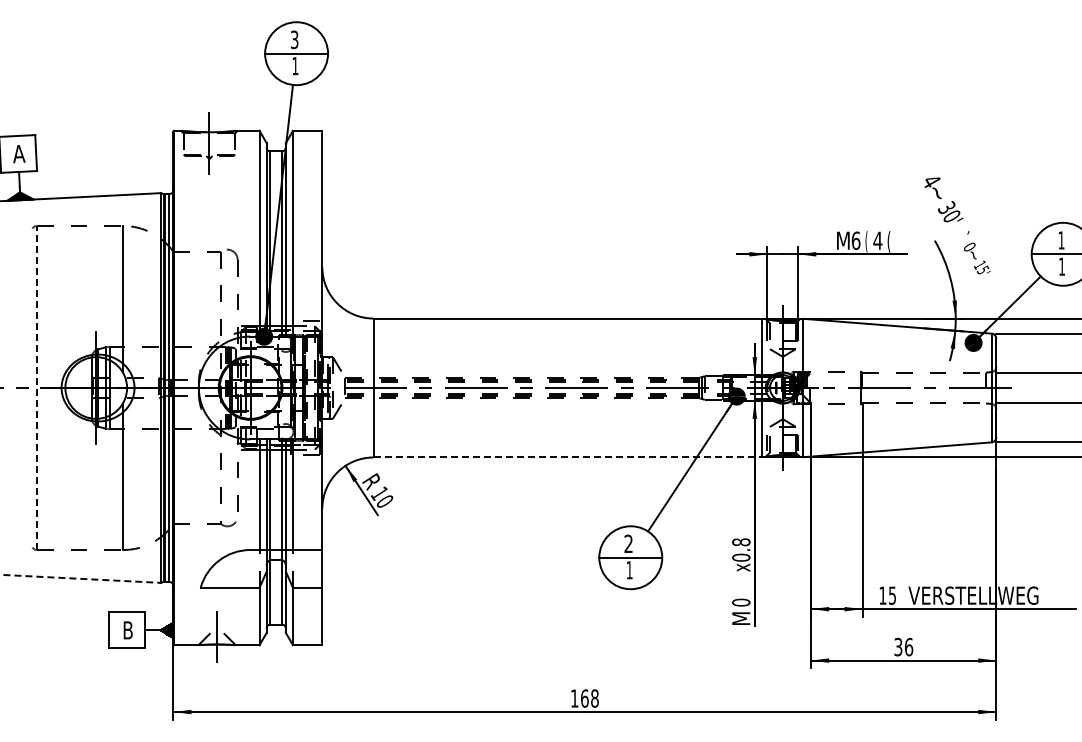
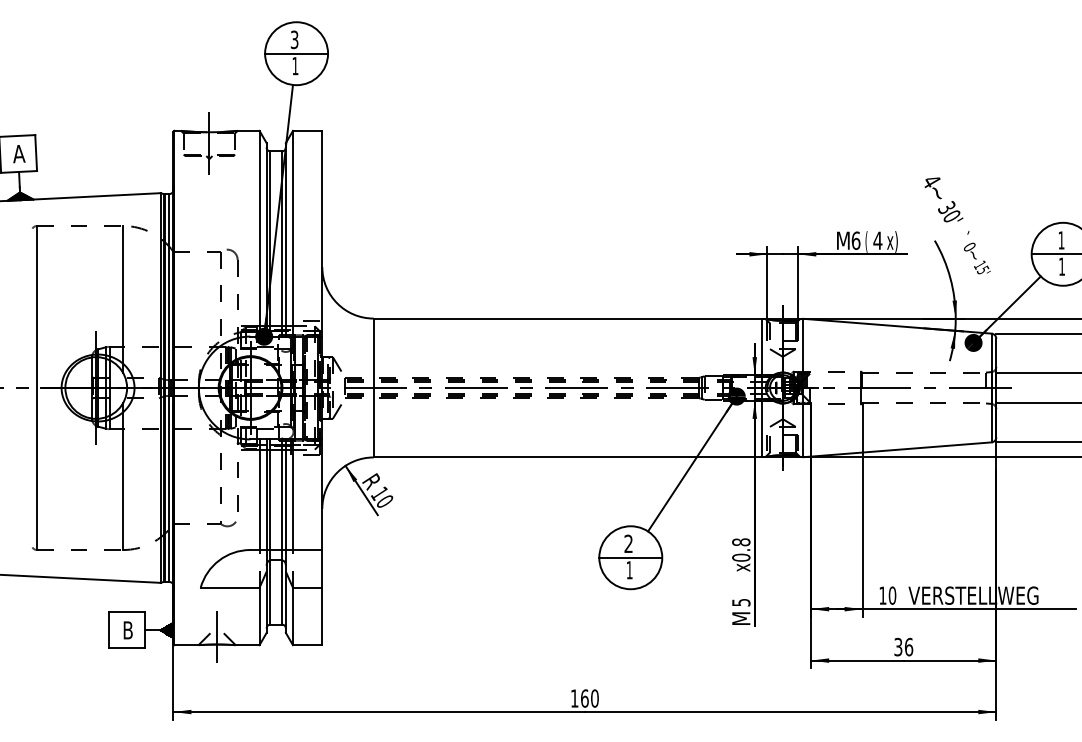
text: ( -> x) (892, 241)
line: dashed -> solid (36, 387)
line: dashed -> solid (568, 457)
line: dashed -> solid (80, 578)
text: 15 -> 10 (892, 595)
text: 0 -> 5 (741, 602)
text: 168 -> 160 (594, 698)
